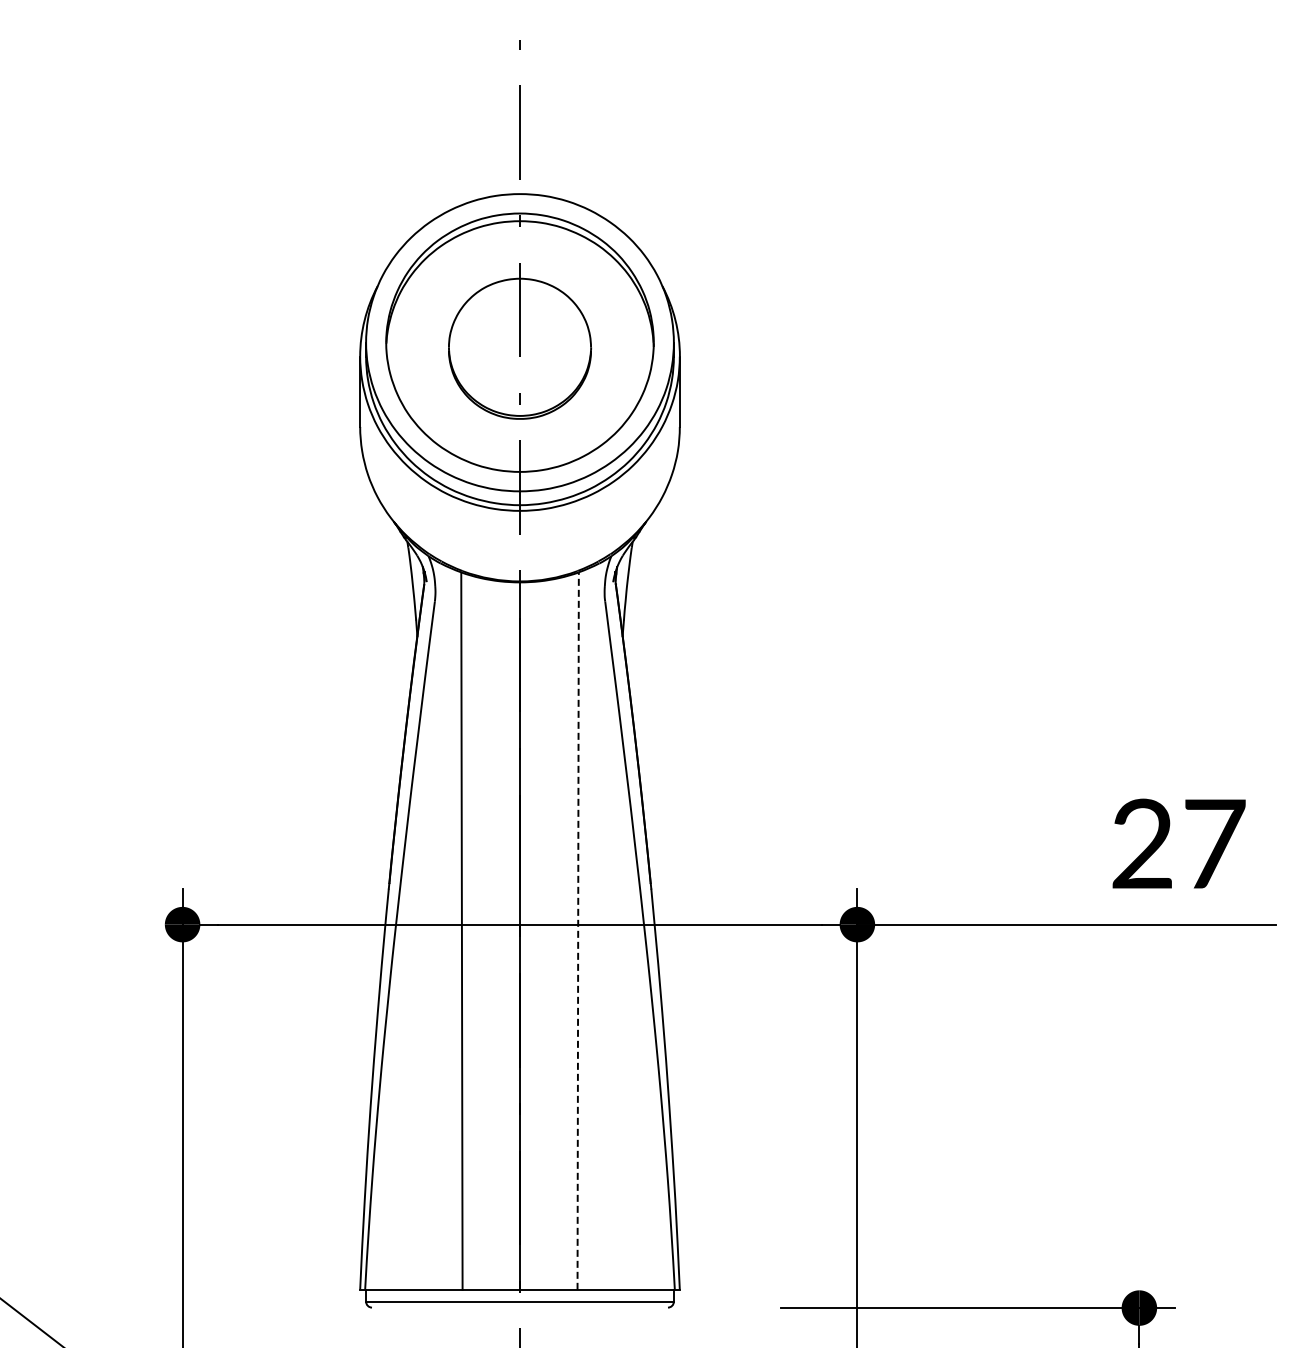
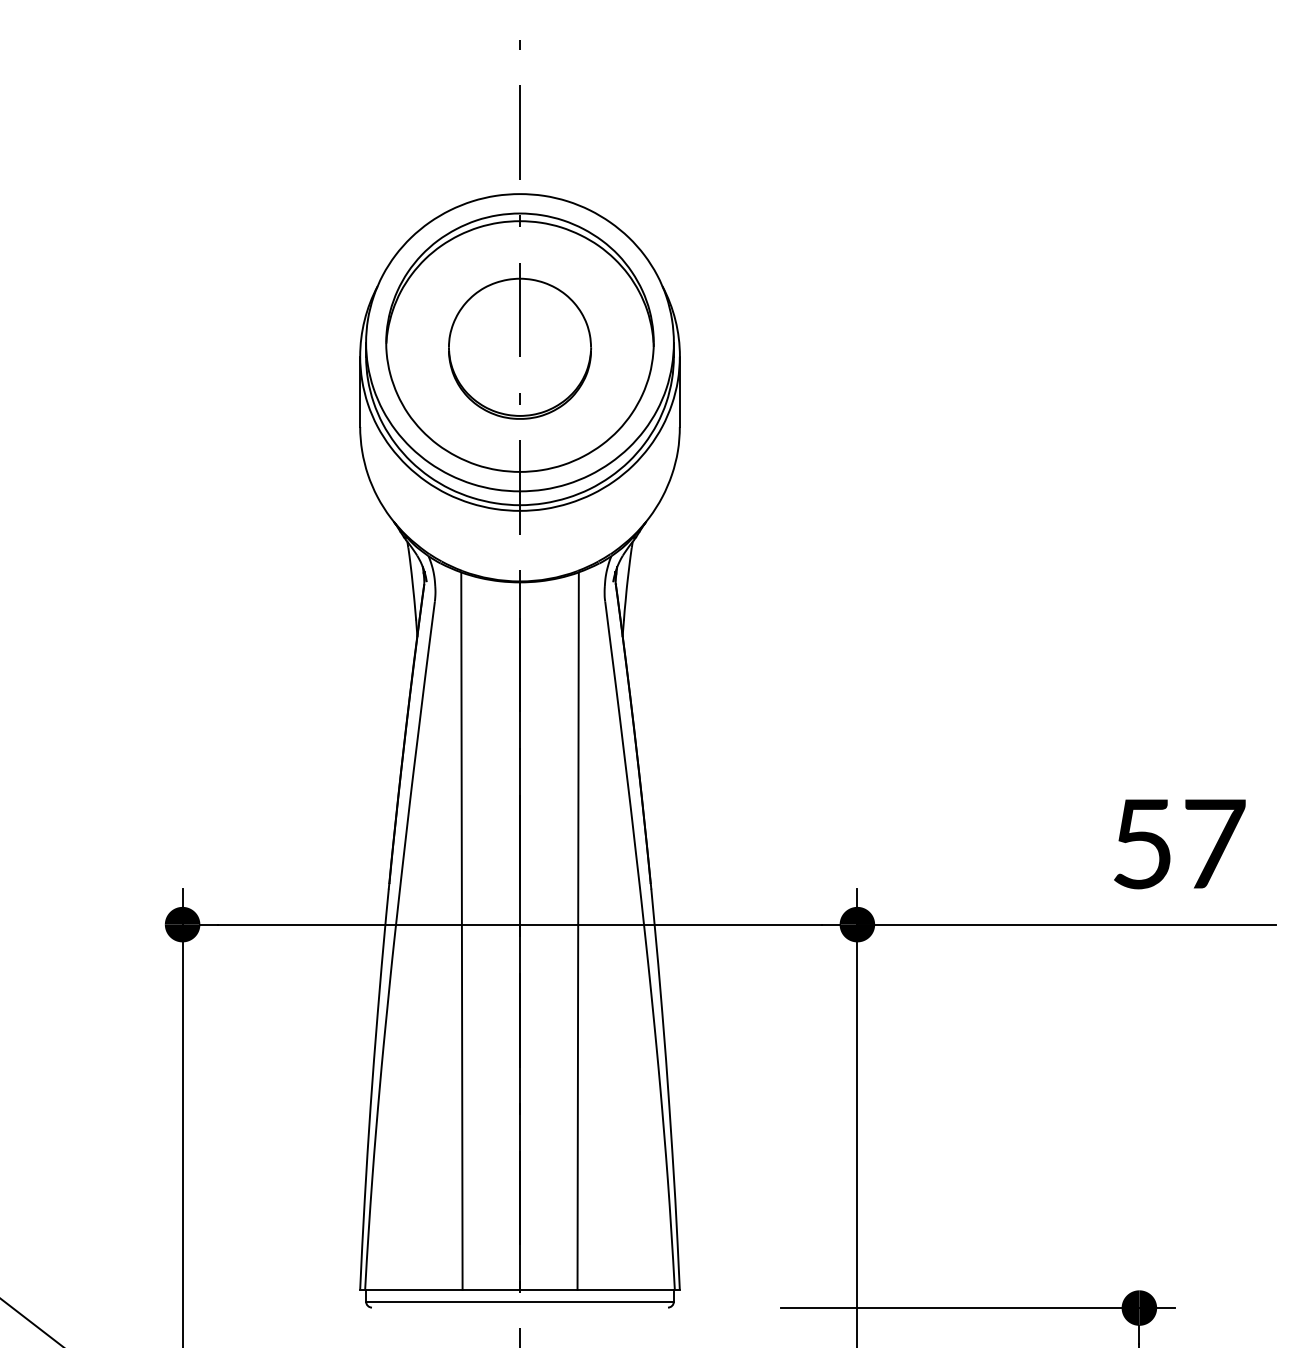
text: 27 -> 57 (1141, 843)
line: dashed -> solid (578, 931)
